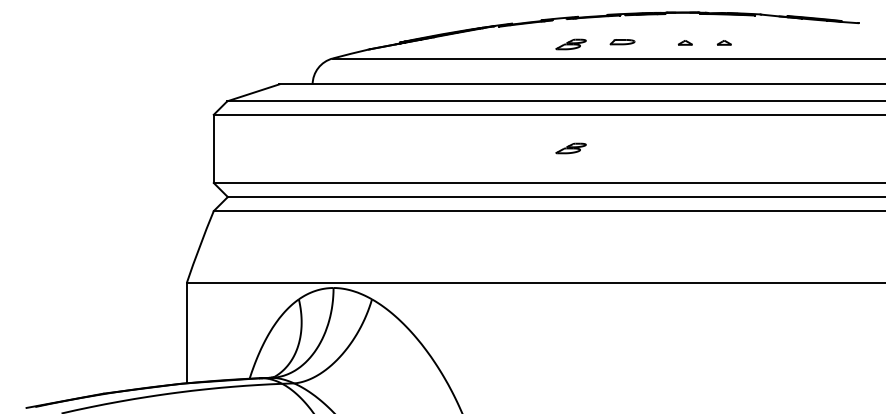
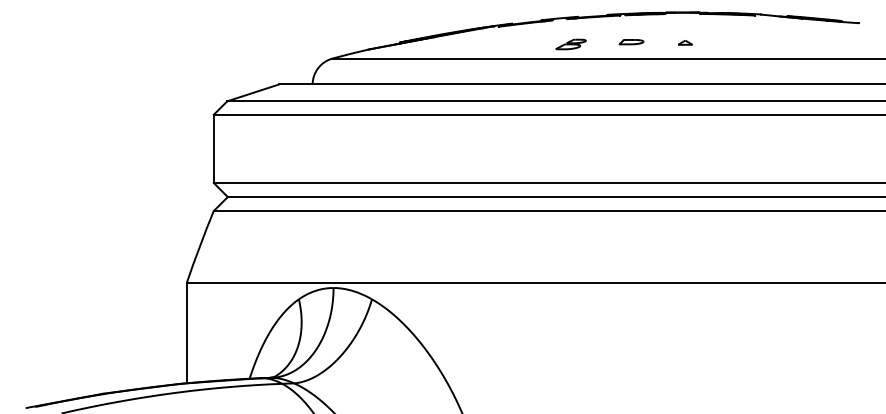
part position: (622, 42) -> (631, 42) (631, 42)
part: present -> none (723, 42)
part: present -> none (570, 148)
